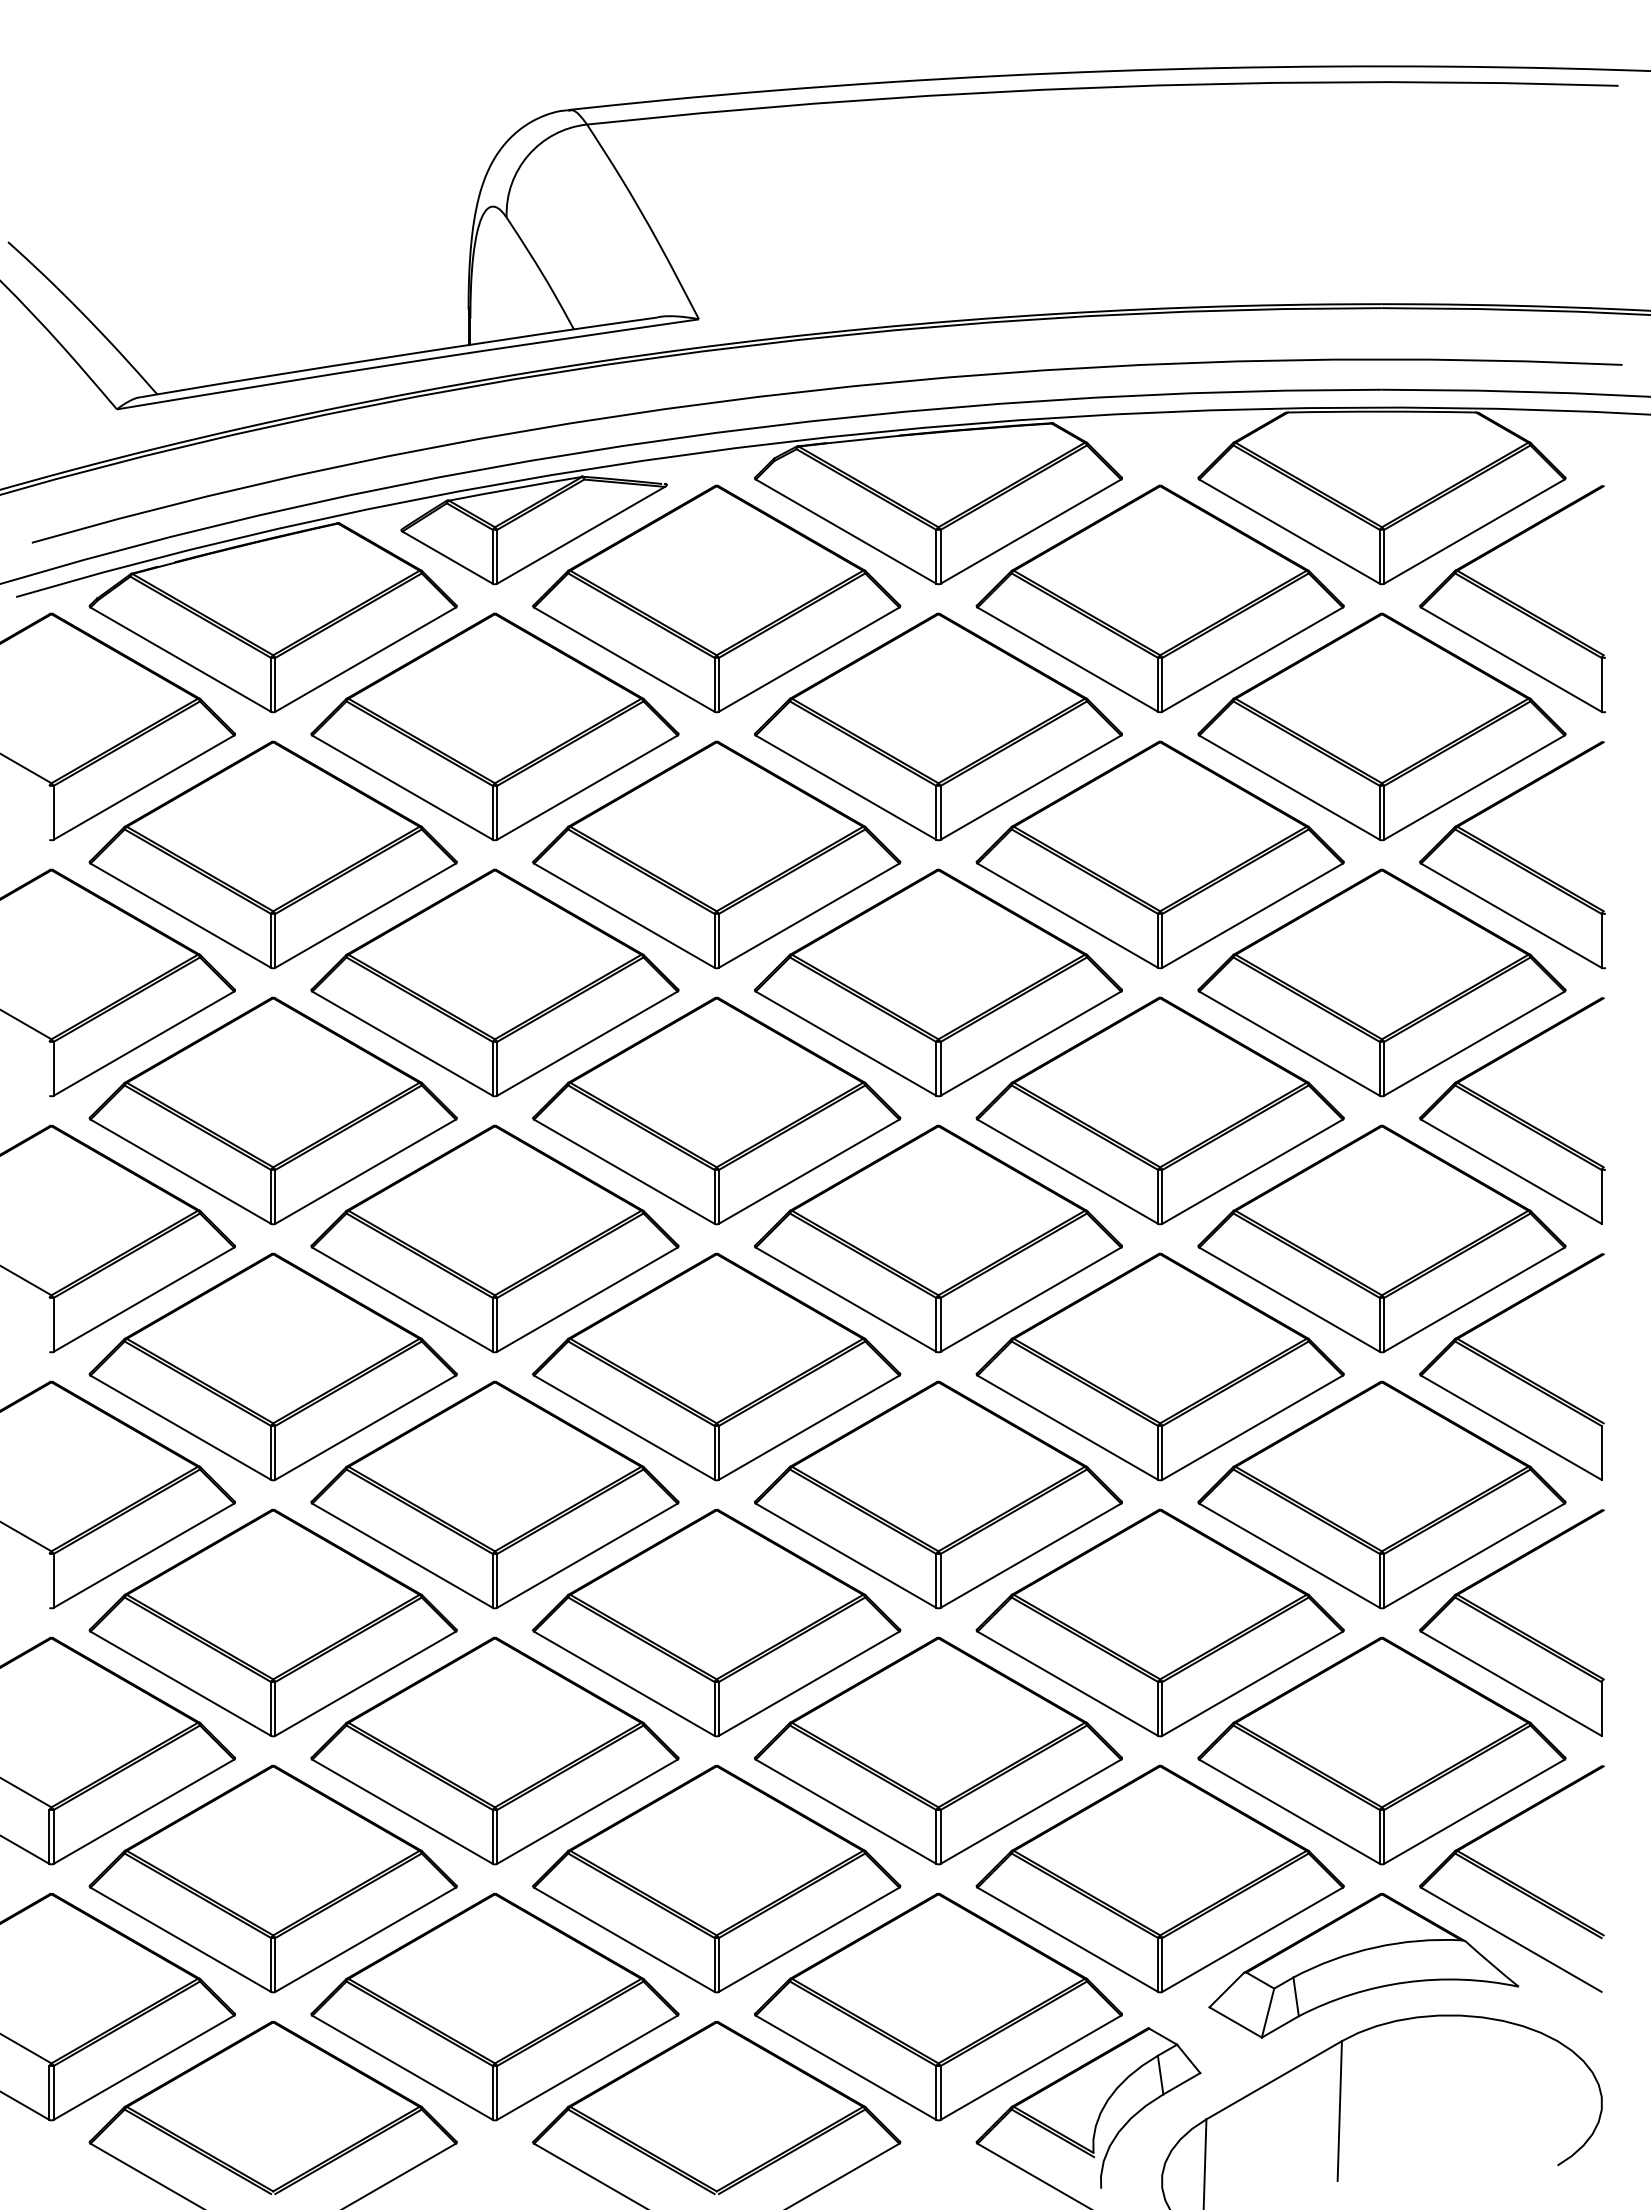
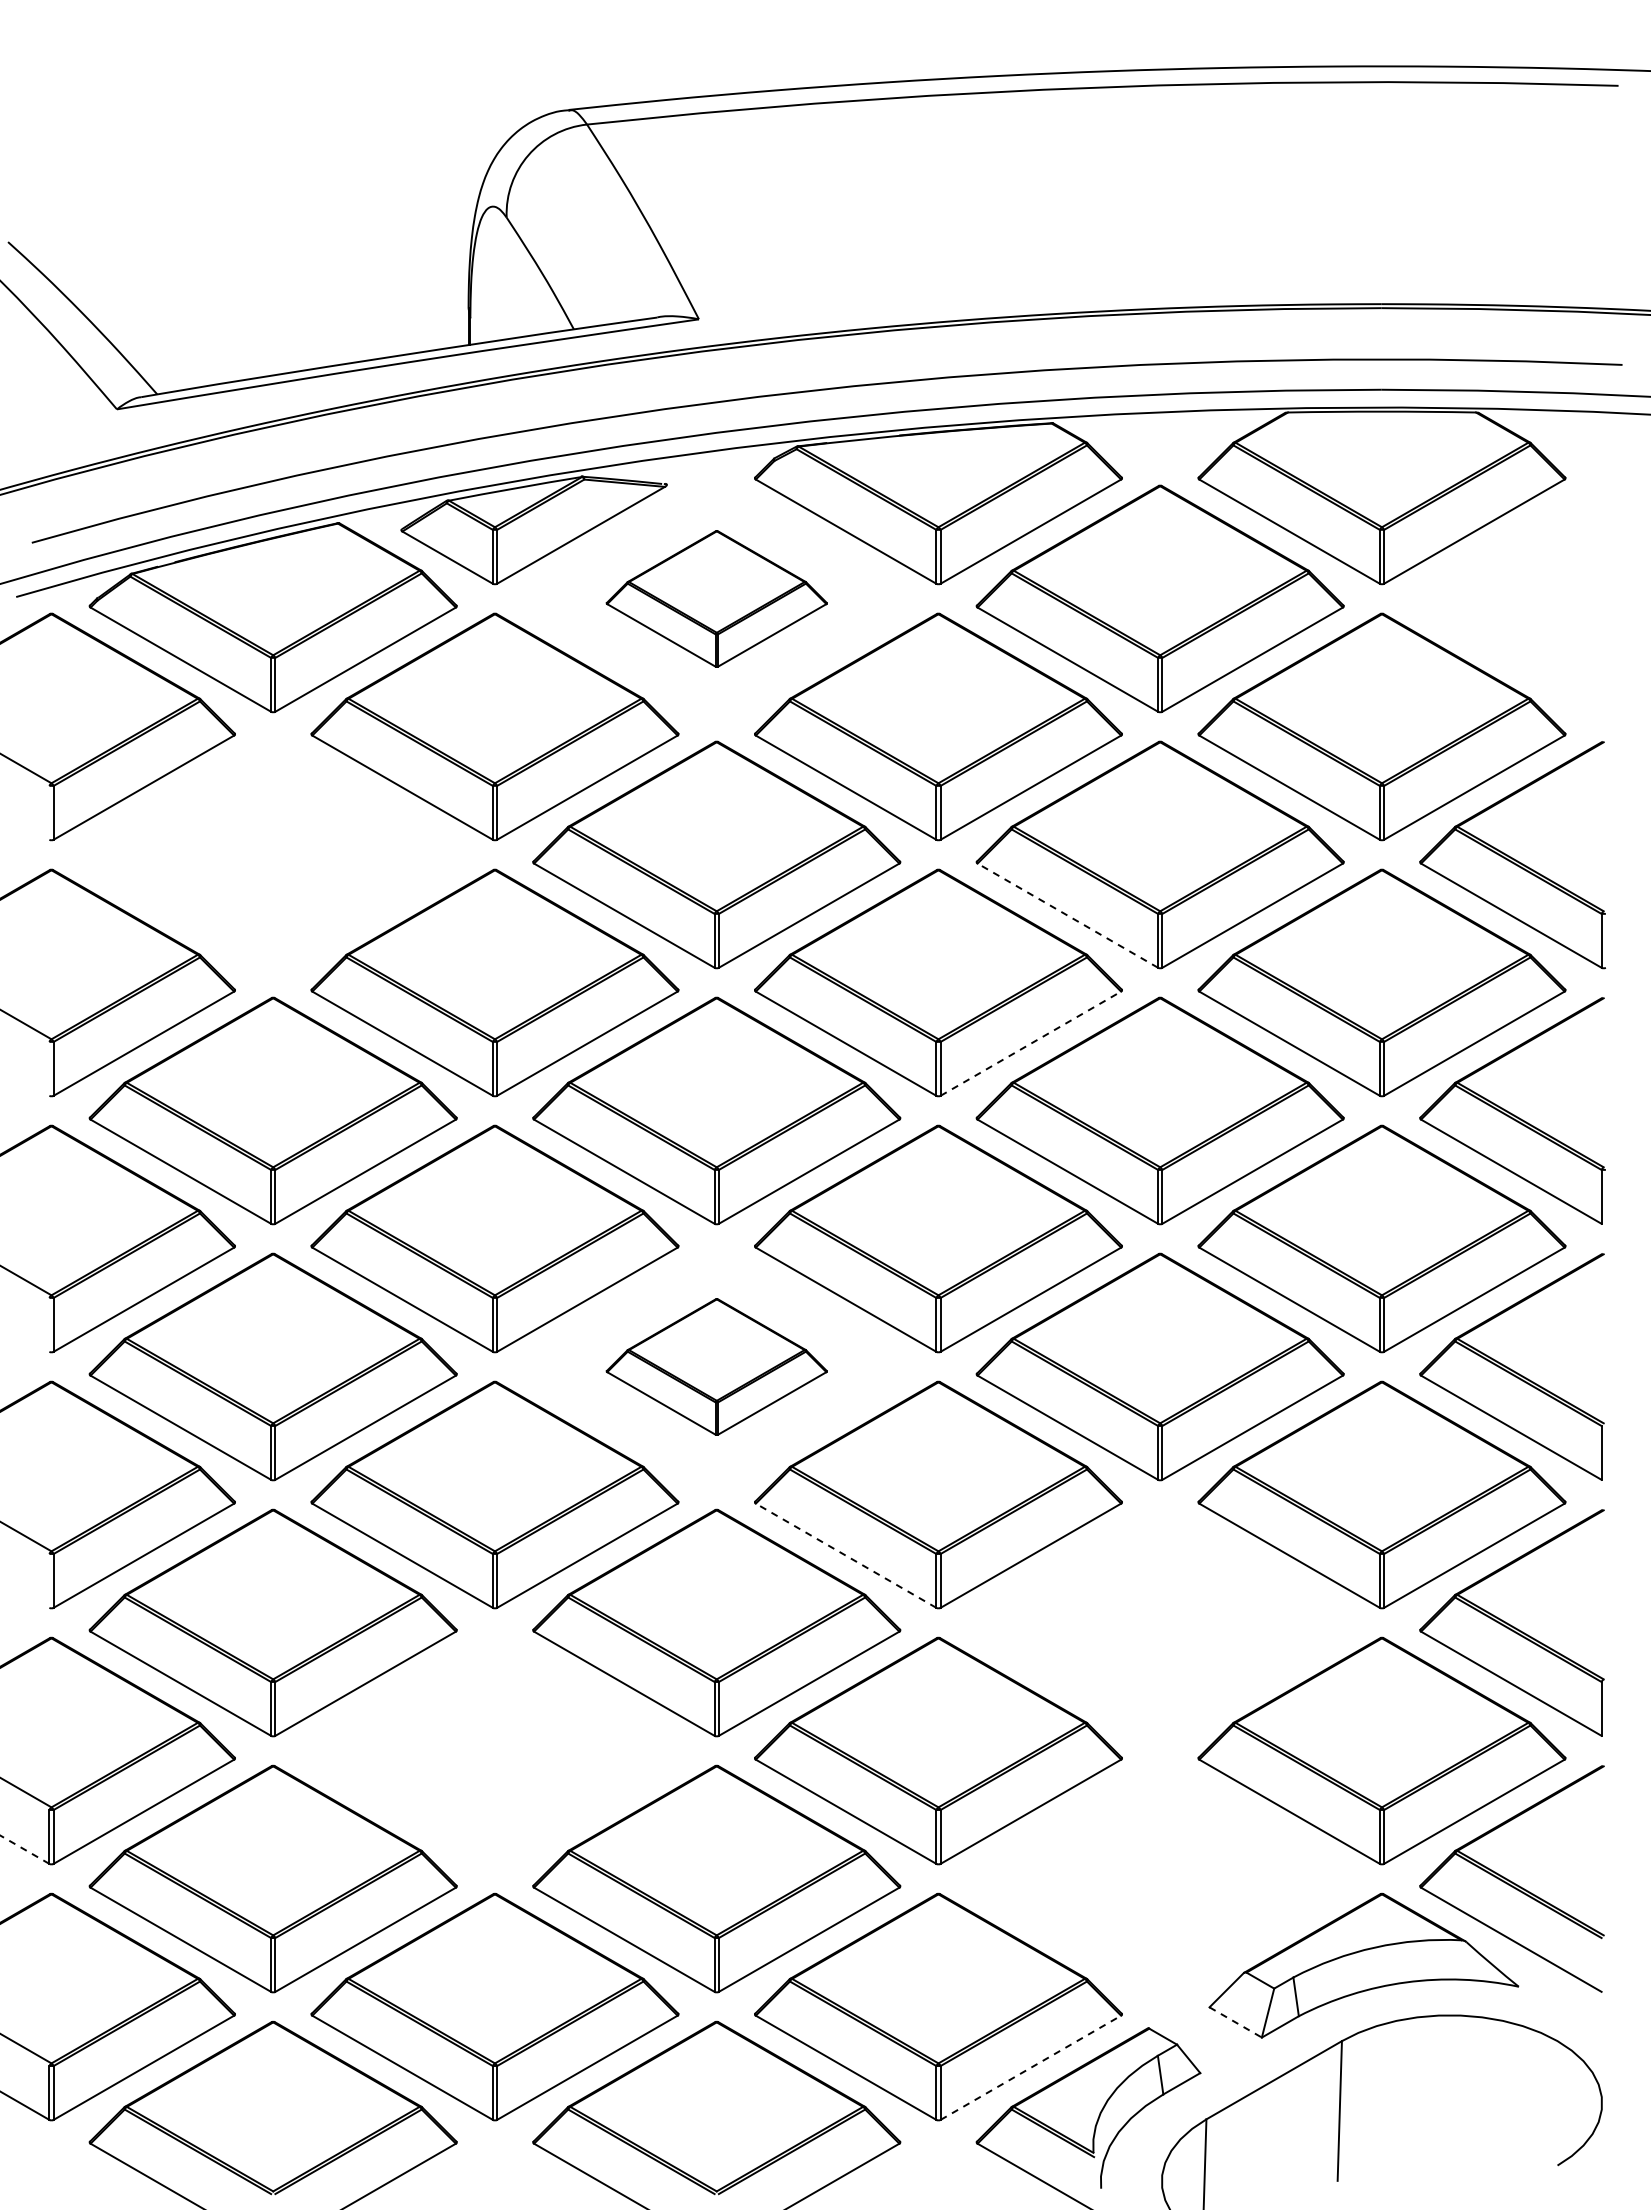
part size: 370x230 px -> 223x138 px (716, 598)
part: present -> none (1512, 599)
part: present -> none (272, 854)
line: solid -> dashed (1067, 915)
line: solid -> dashed (1031, 1043)
part size: 370x230 px -> 223x138 px (716, 1366)
line: solid -> dashed (845, 1555)
part: present -> none (1159, 1622)
part: present -> none (494, 1750)
line: solid -> dashed (24, 1849)
part: present -> none (1159, 1878)
line: solid -> dashed (1236, 2022)
line: solid -> dashed (1031, 2067)
